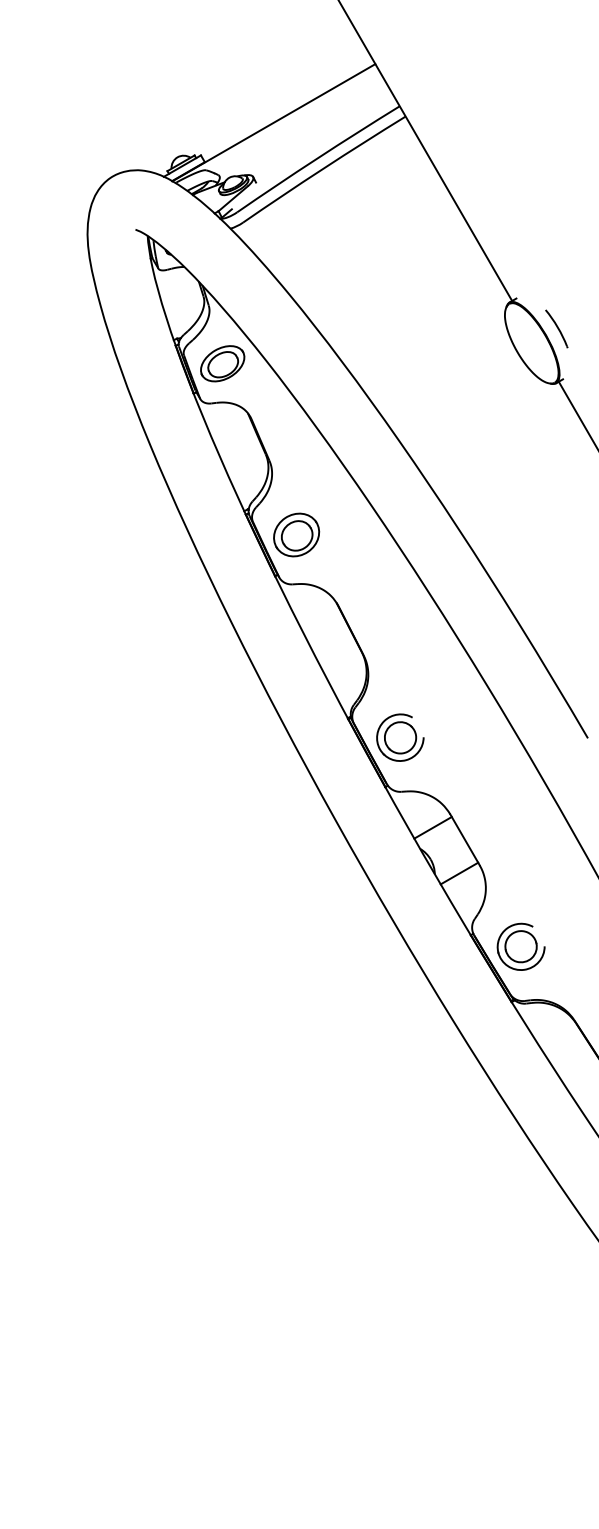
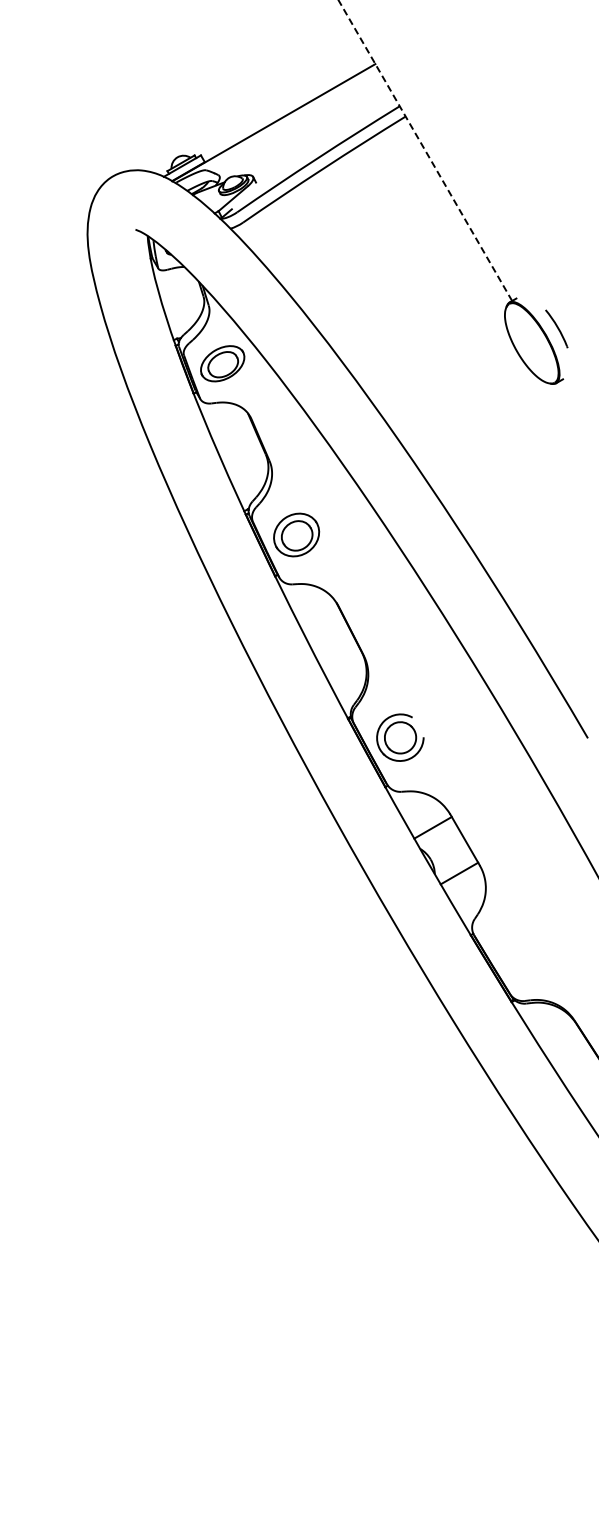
line: solid -> dashed (425, 150)
line: present -> none (576, 413)
part: present -> none (520, 946)
